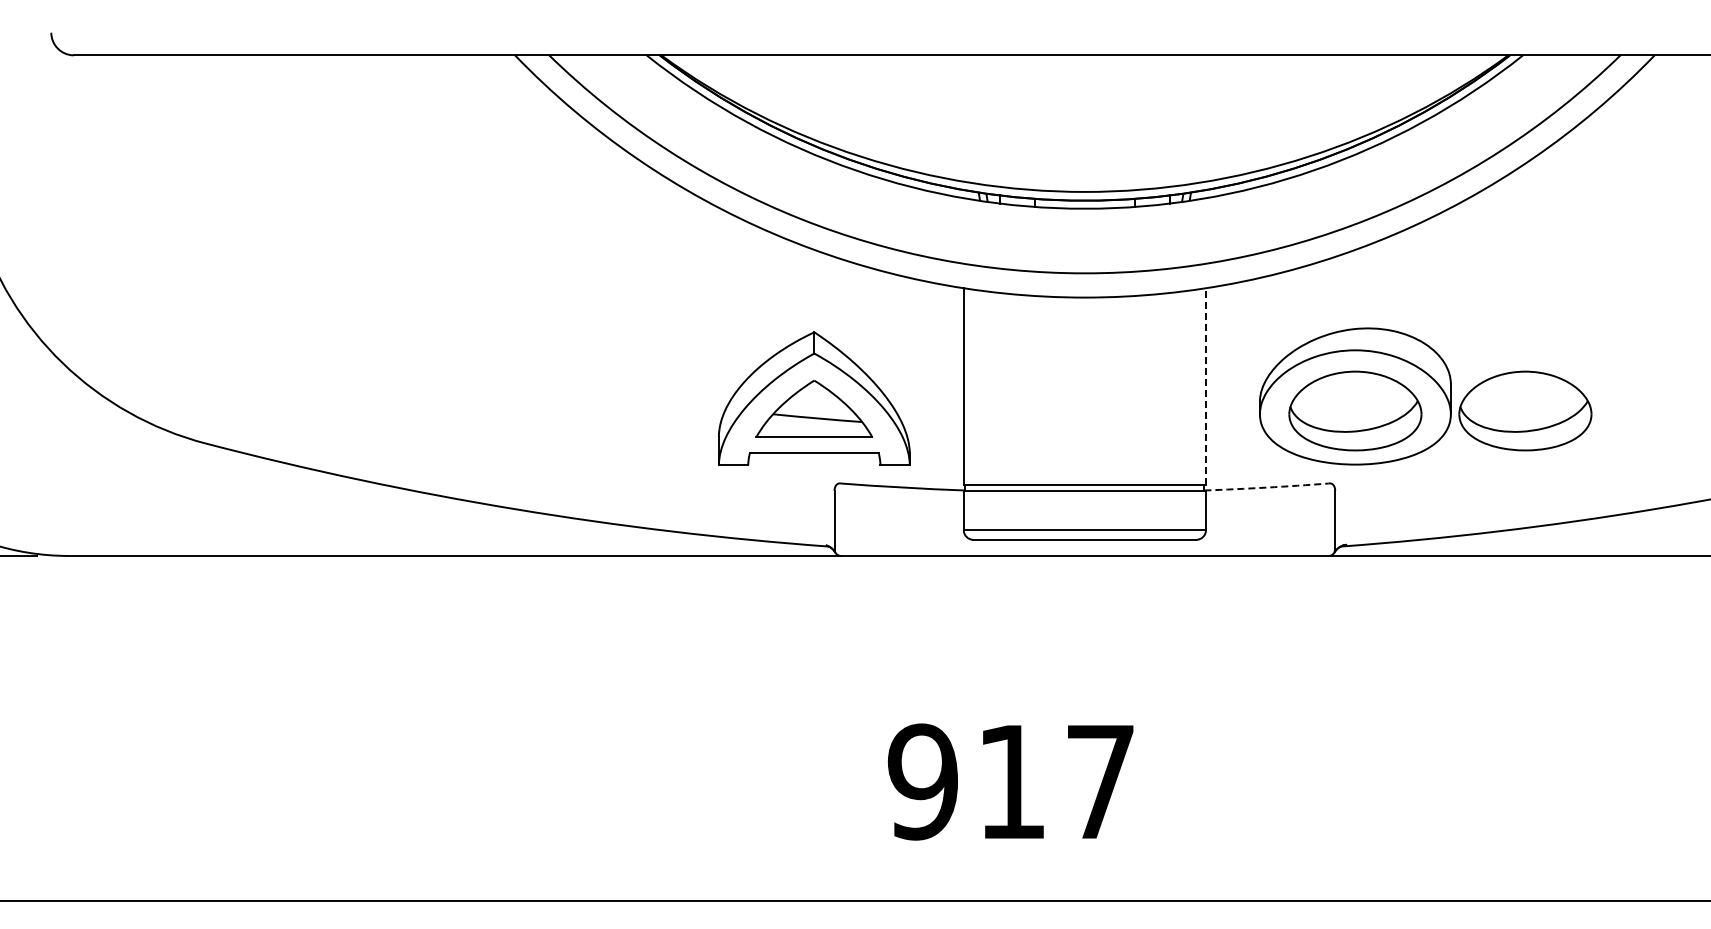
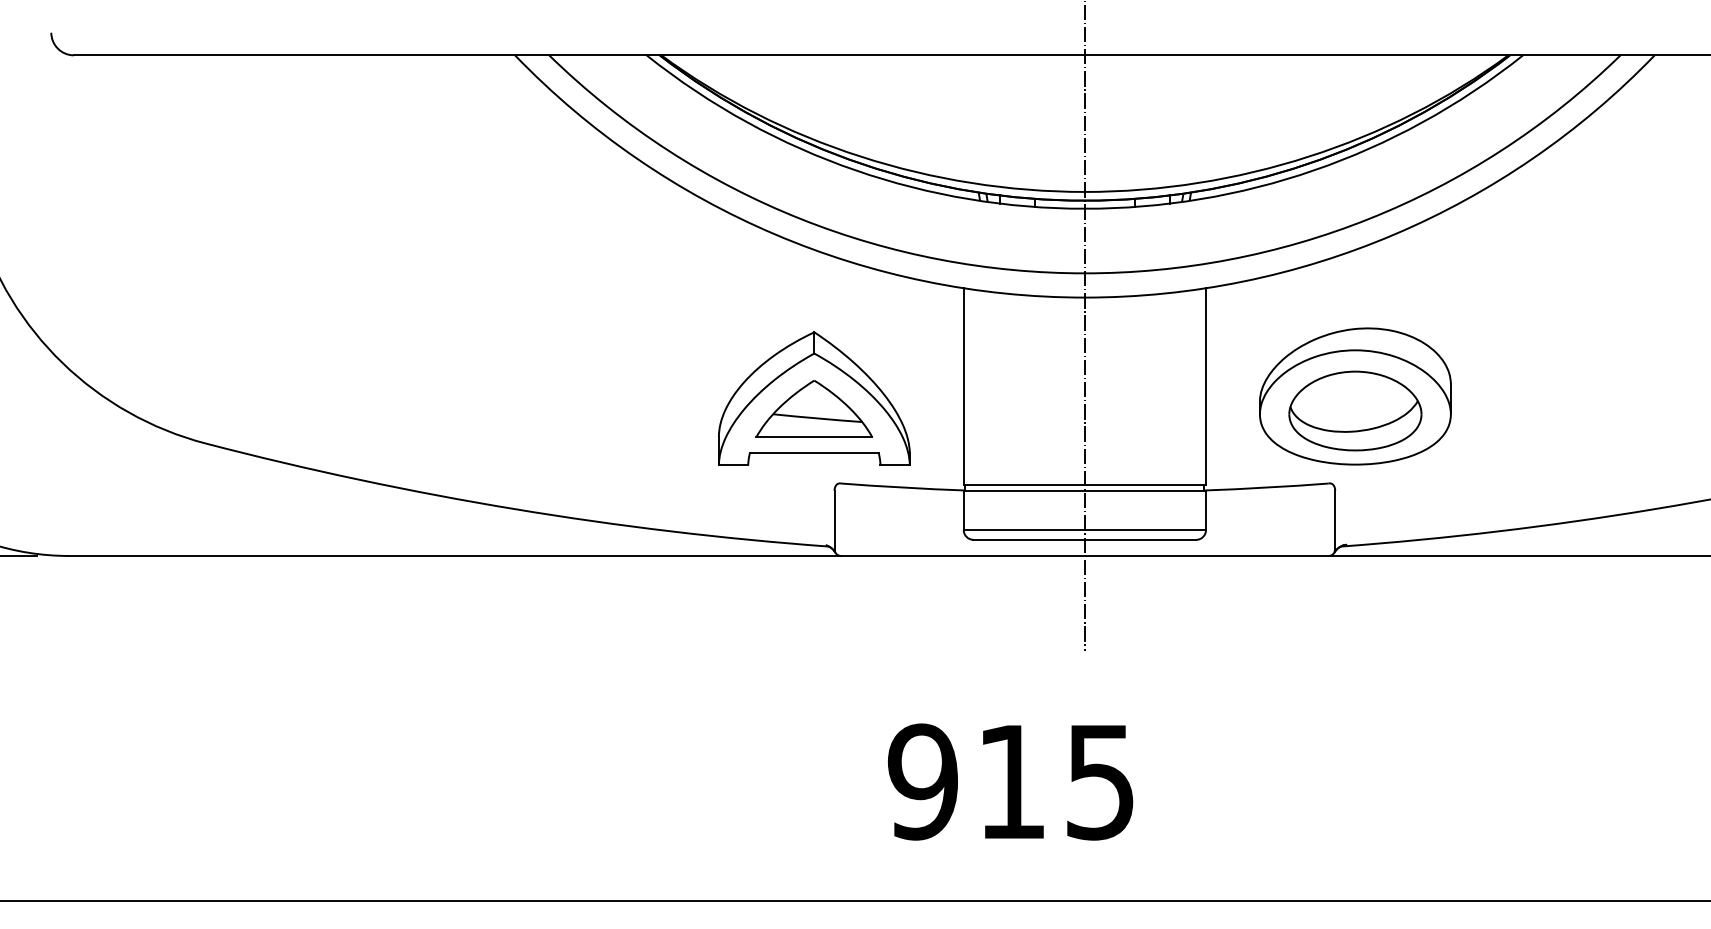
line: none -> present (1084, 326)
line: dashed -> solid (1206, 386)
part: present -> none (1525, 410)
arc: dashed -> solid (1266, 487)
text: 917 -> 915 (1100, 782)
